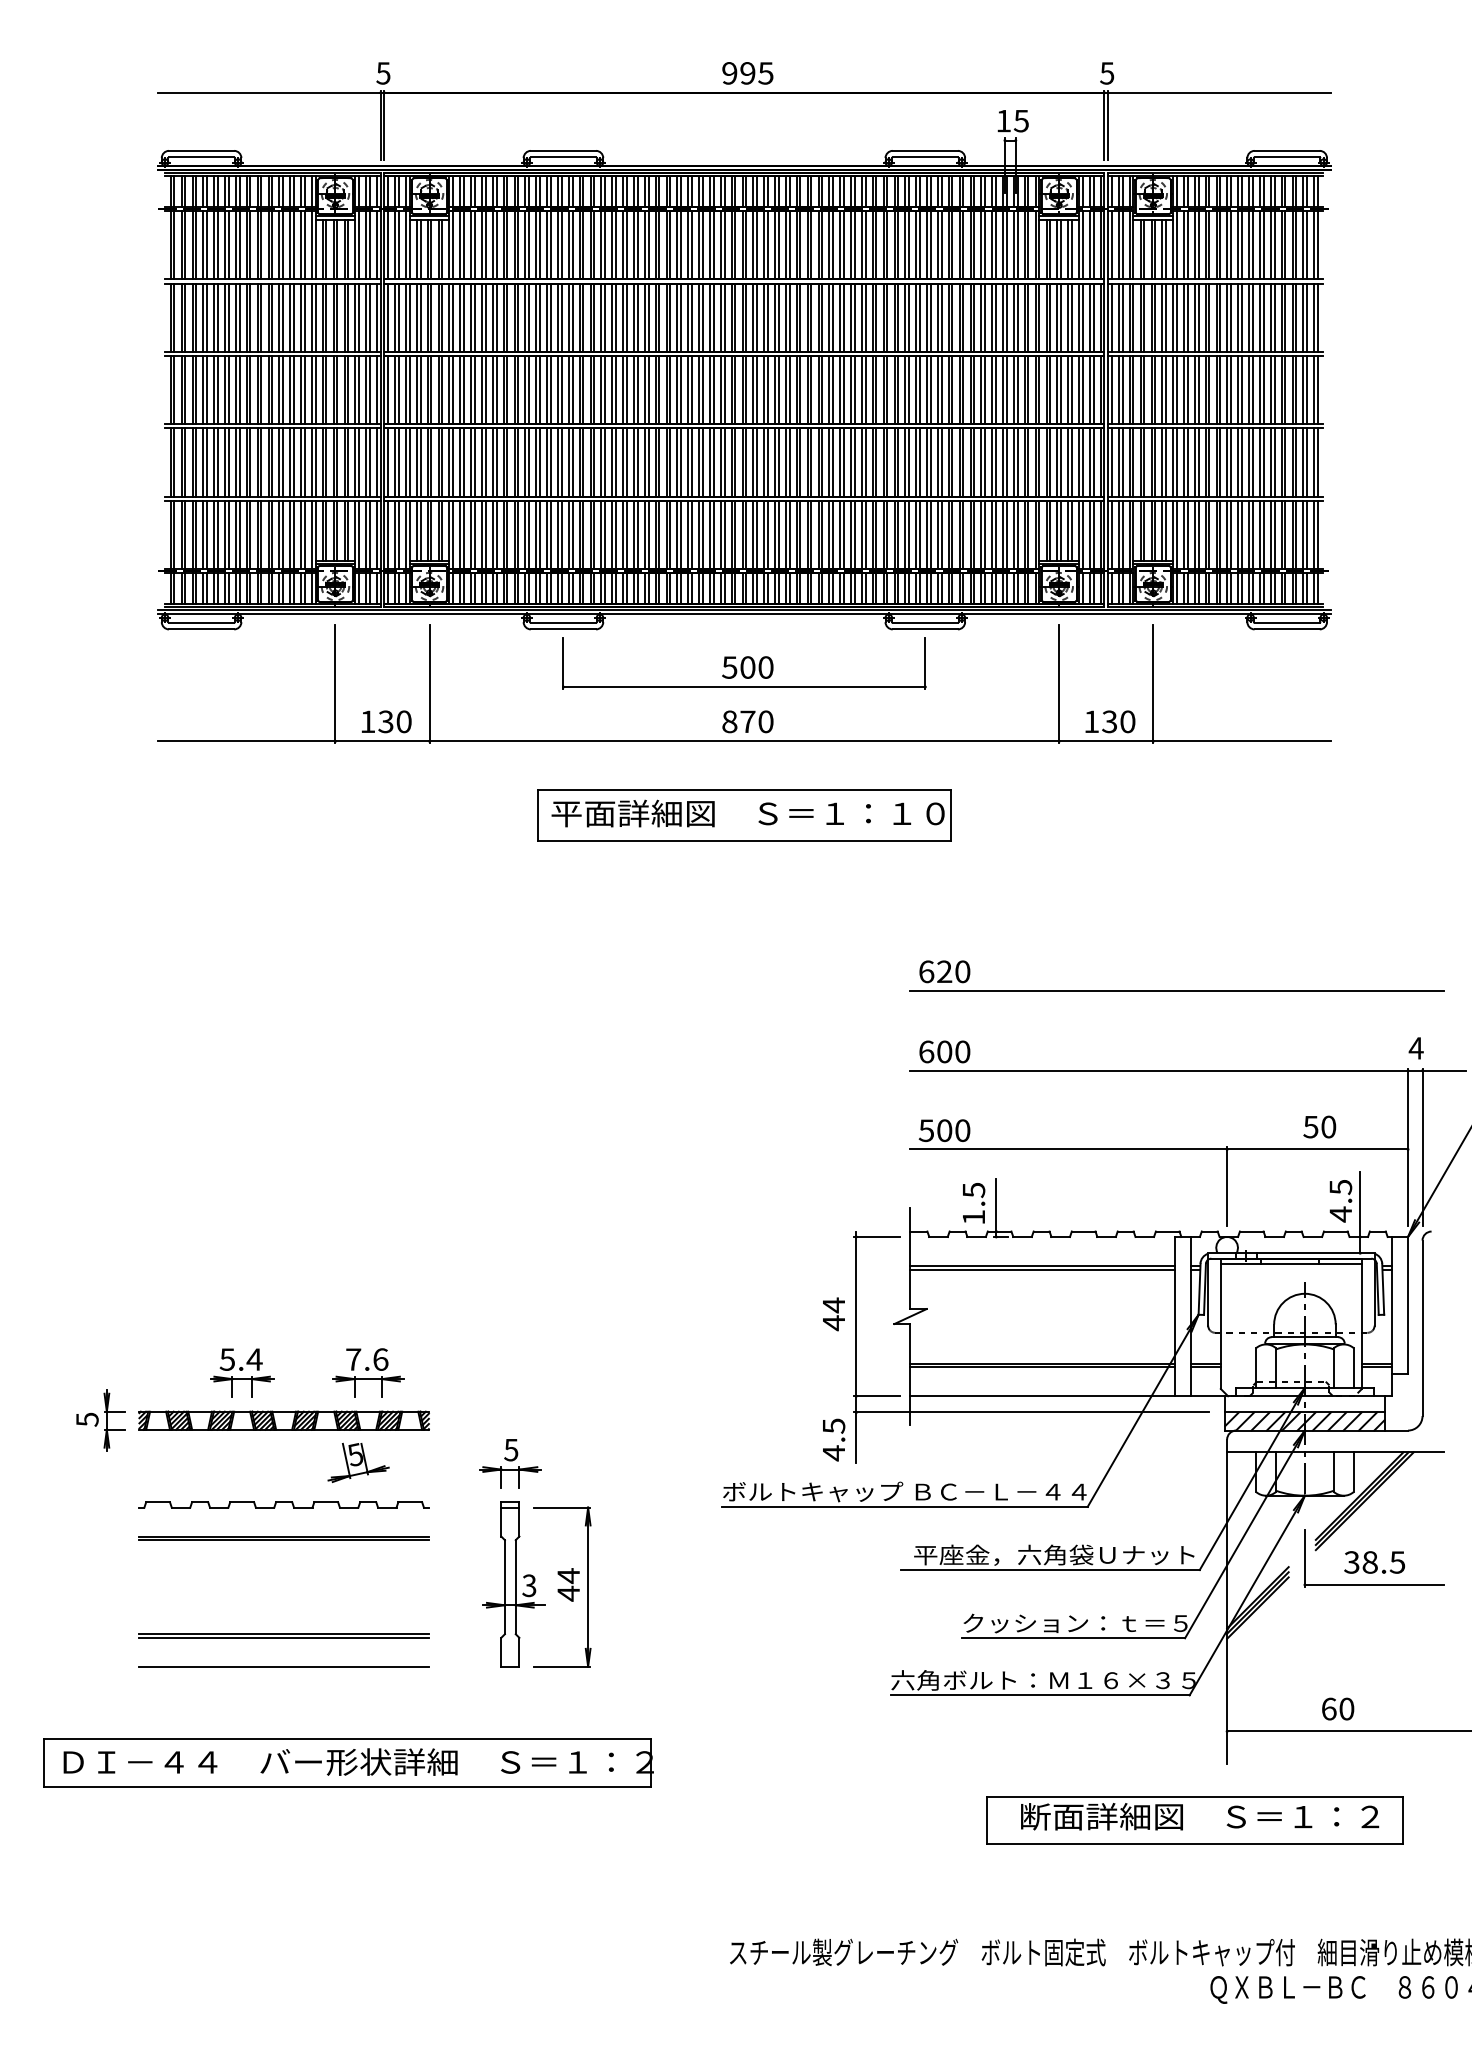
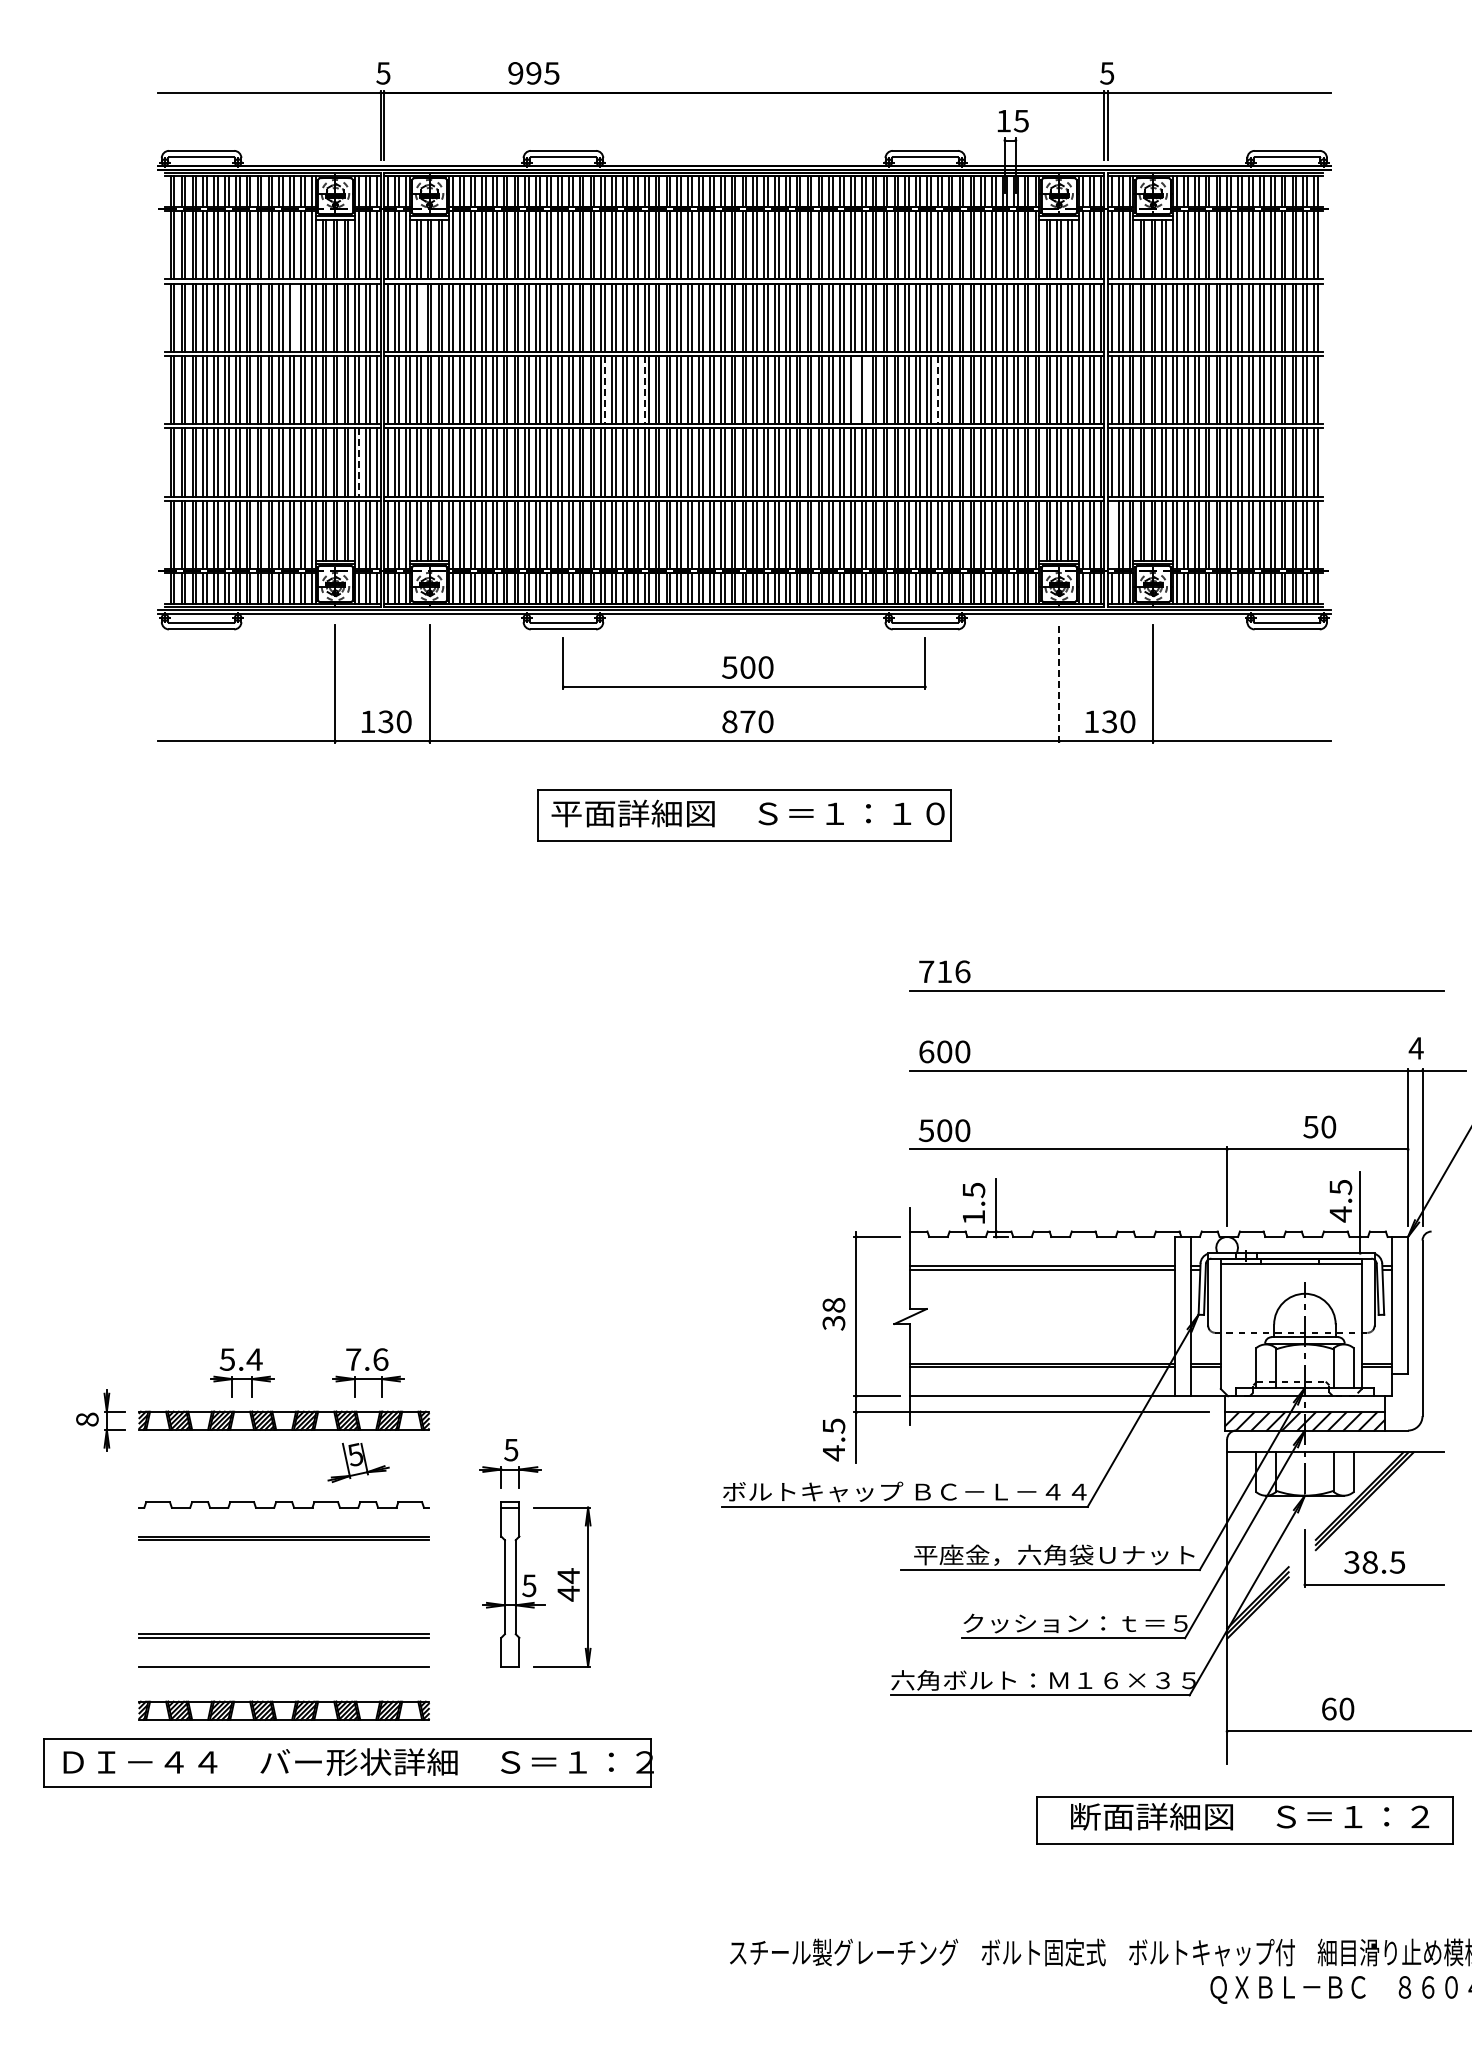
text position: (747, 73) -> (533, 73) (533, 73)
line: present -> none (293, 317)
line: present -> none (420, 317)
line: solid -> dashed (605, 390)
line: solid -> dashed (644, 390)
line: present -> none (854, 390)
line: present -> none (865, 390)
line: solid -> dashed (937, 390)
line: solid -> dashed (359, 462)
line: present -> none (1111, 534)
line: solid -> dashed (1059, 683)
text: 620 -> 716 (944, 971)
text: 44 -> 38 (833, 1314)
text: 5 -> 8 (87, 1419)
text: 3 -> 5 (529, 1585)
part: none -> present (283, 1710)
part position: (1194, 1820) -> (1244, 1820) (1244, 1820)
